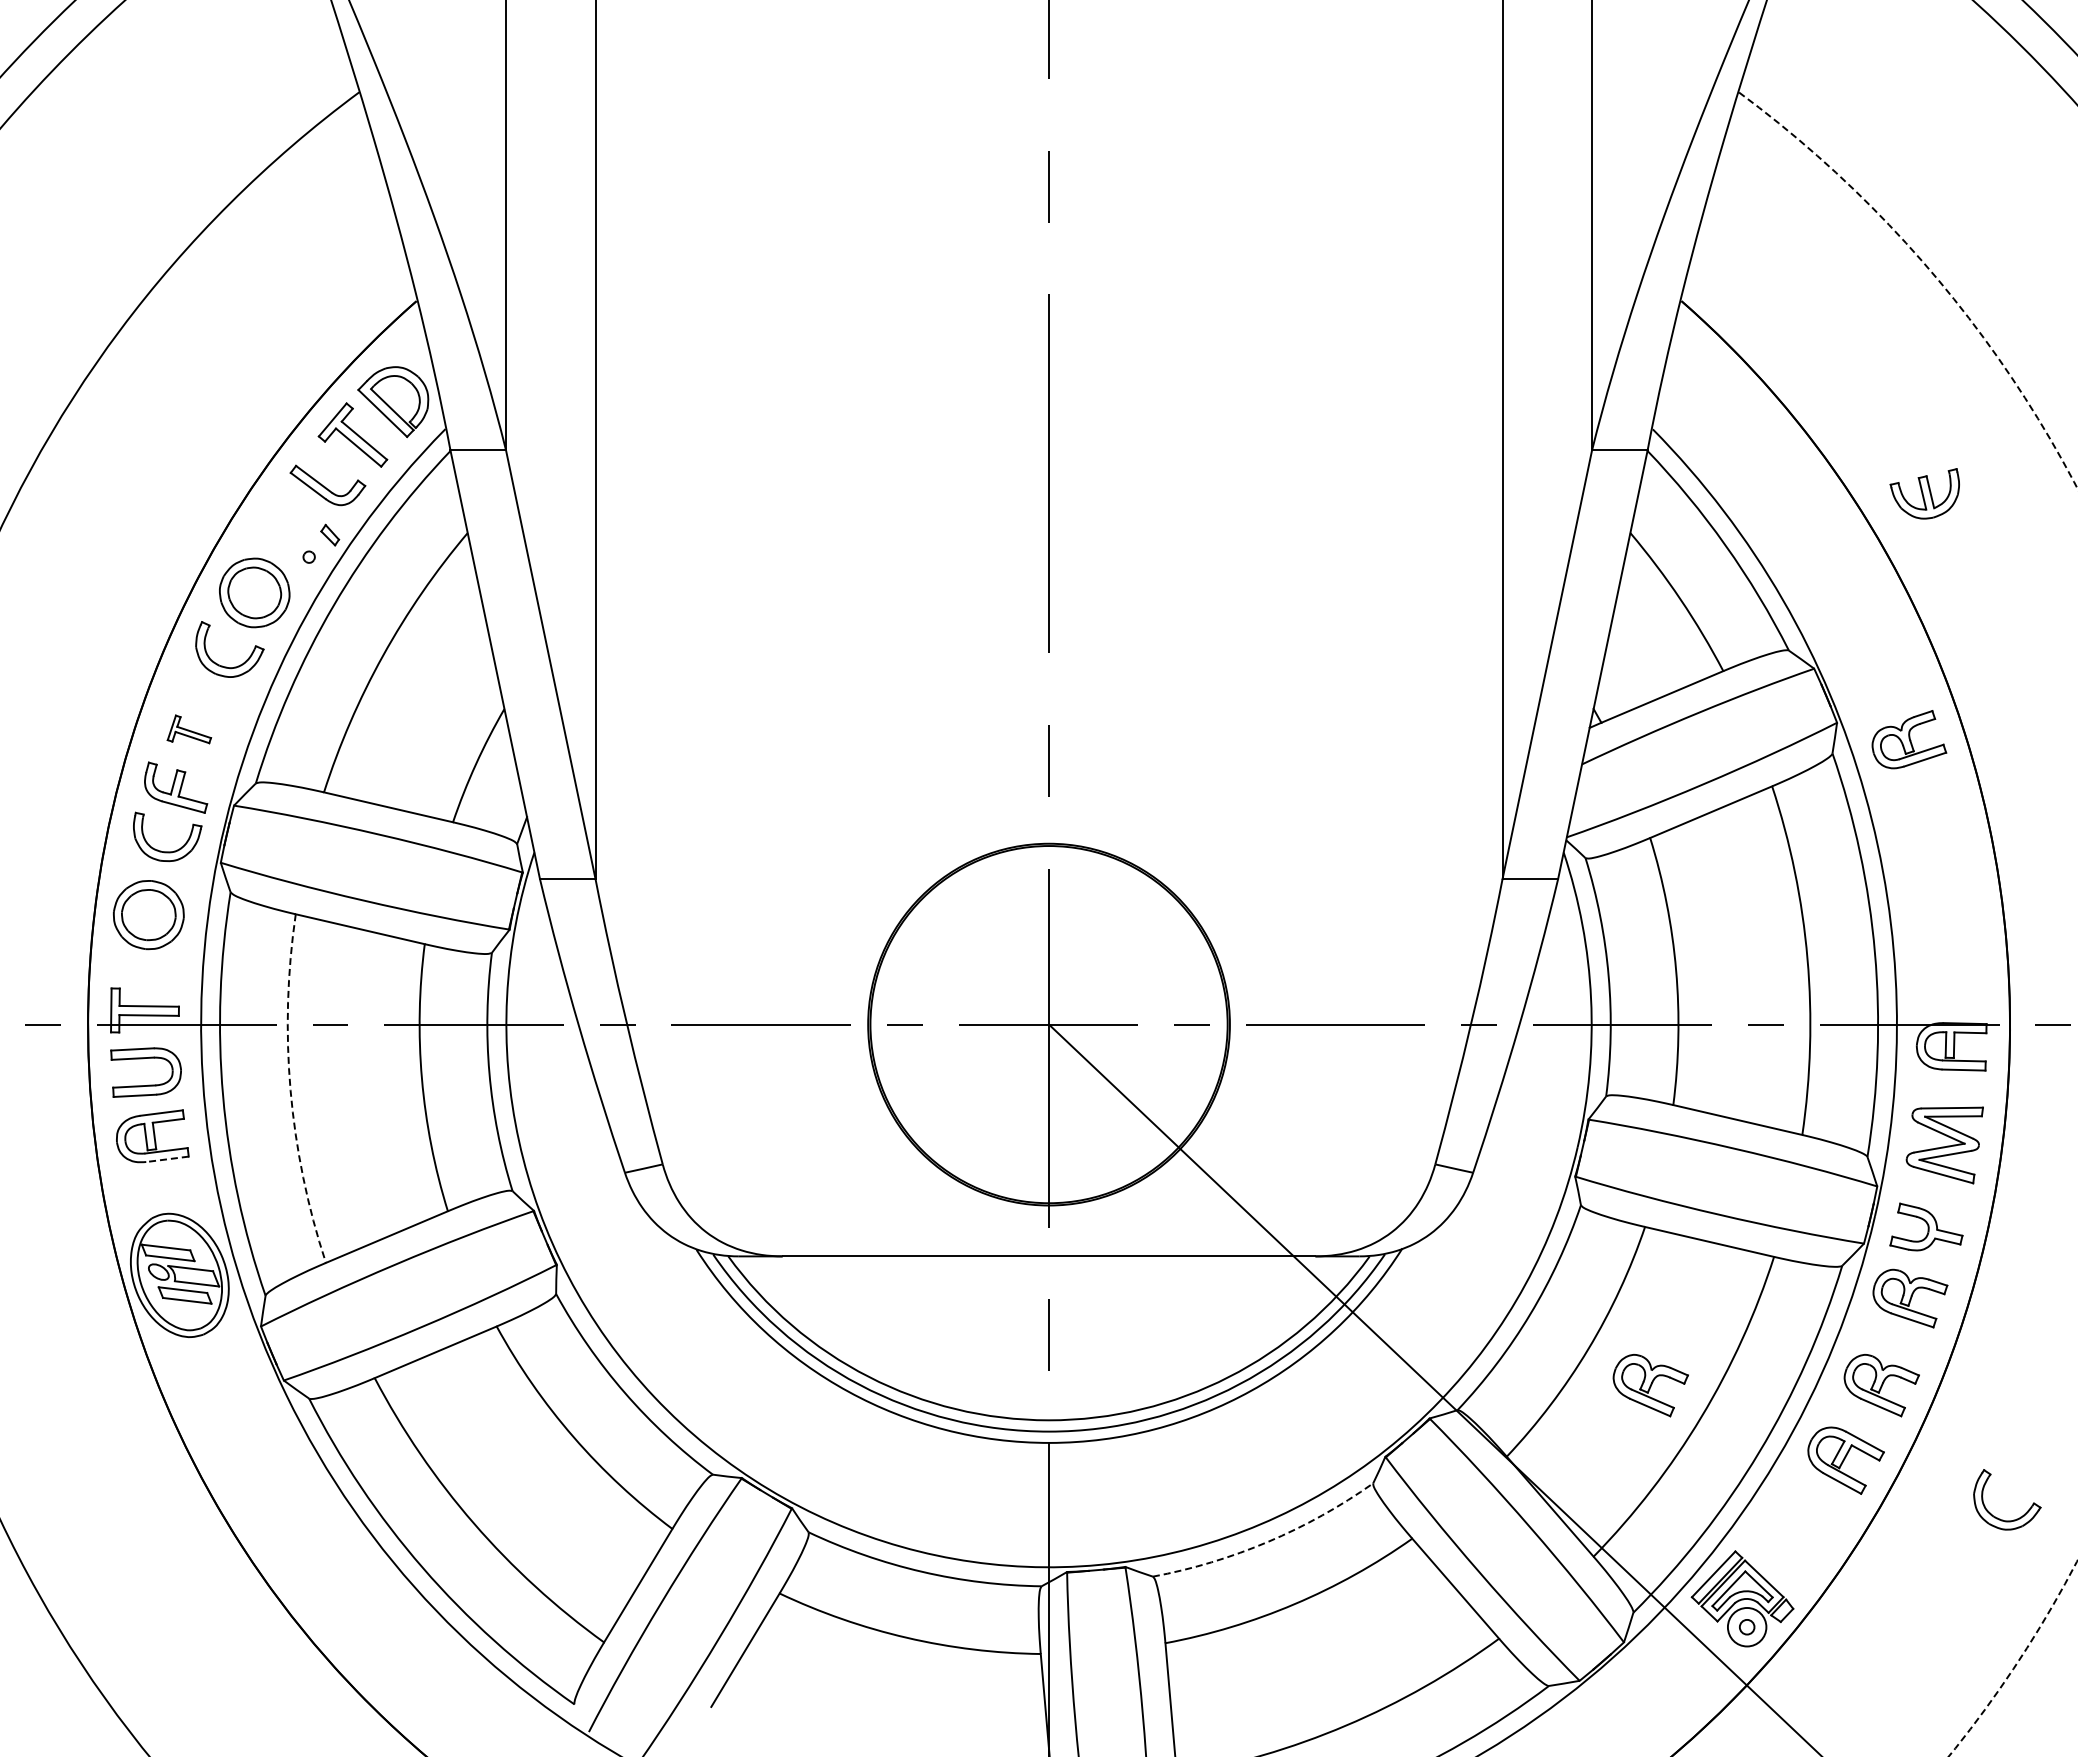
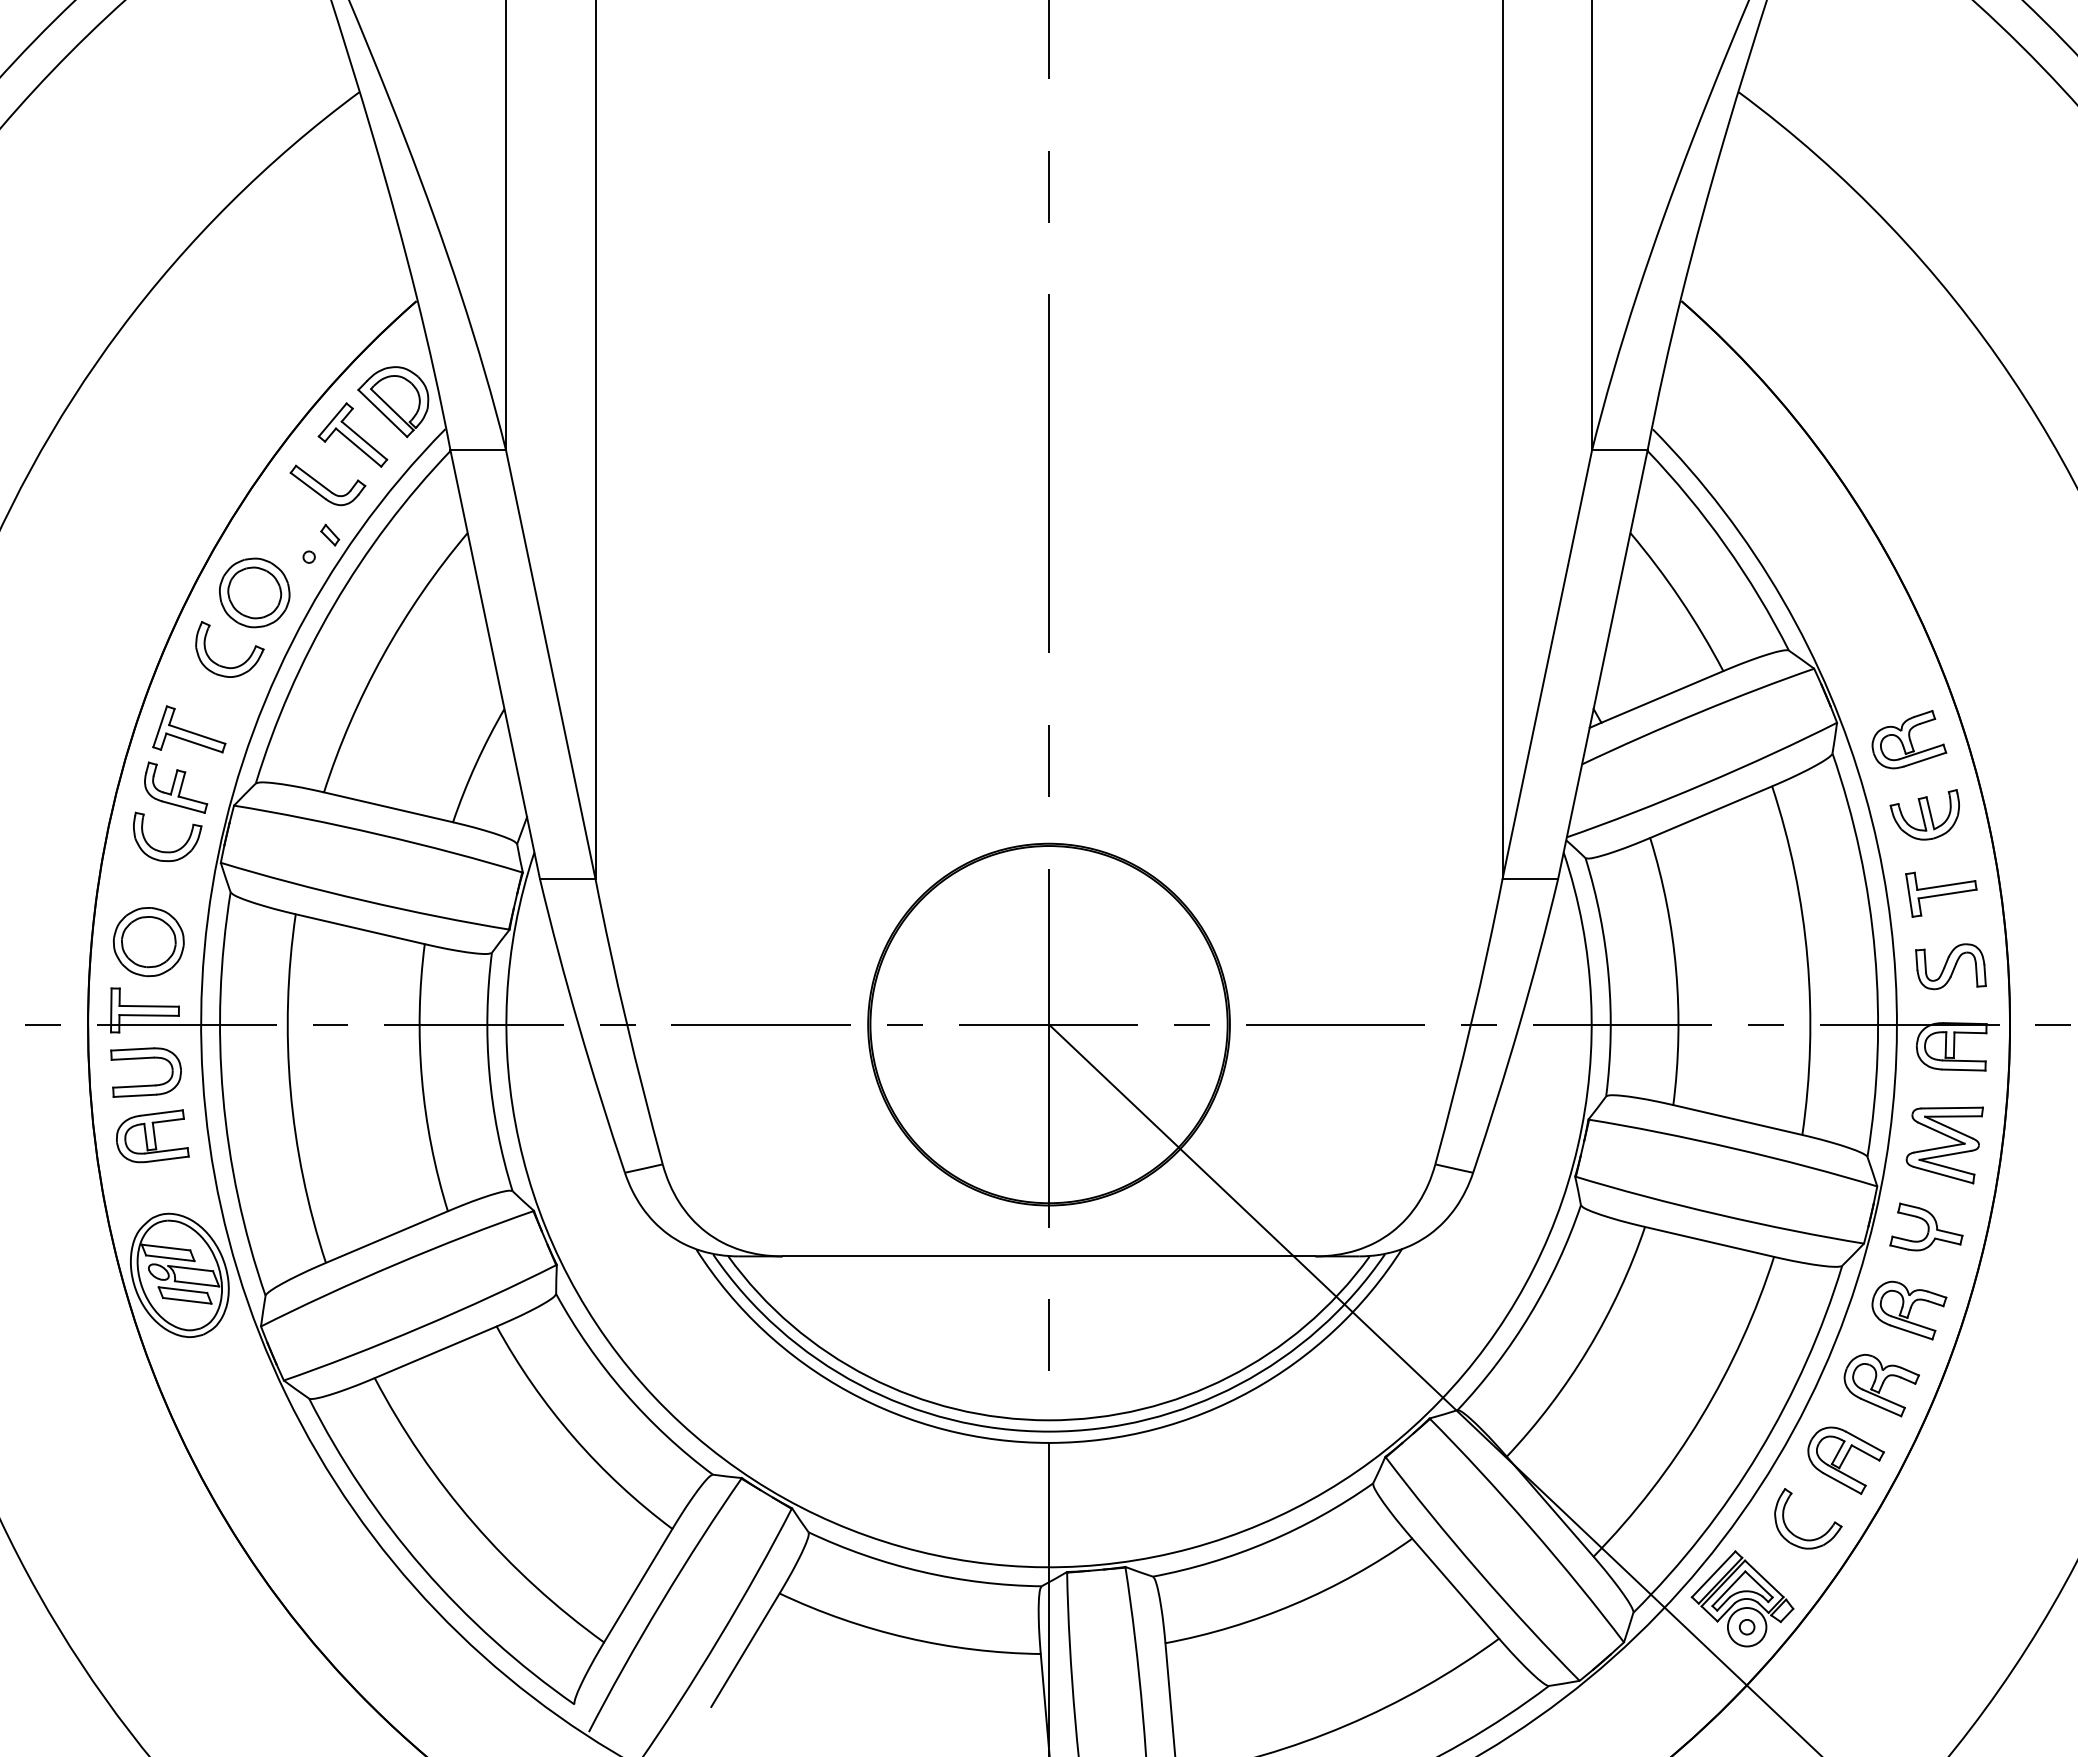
arc: dashed -> solid (2003, 365)
part position: (1924, 493) -> (1924, 814) (1924, 814)
part size: 47x31 px -> 75x49 px (189, 729)
part: none -> present (1941, 894)
part position: (148, 915) -> (148, 942) (148, 942)
part: none -> present (1950, 966)
arc: dashed -> solid (290, 1090)
line: dashed -> solid (167, 1159)
part position: (1910, 1298) -> (1909, 1310) (1909, 1310)
part: present -> none (1650, 1385)
part position: (2000, 1518) -> (1801, 1537) (1801, 1537)
arc: dashed -> solid (1268, 1541)
